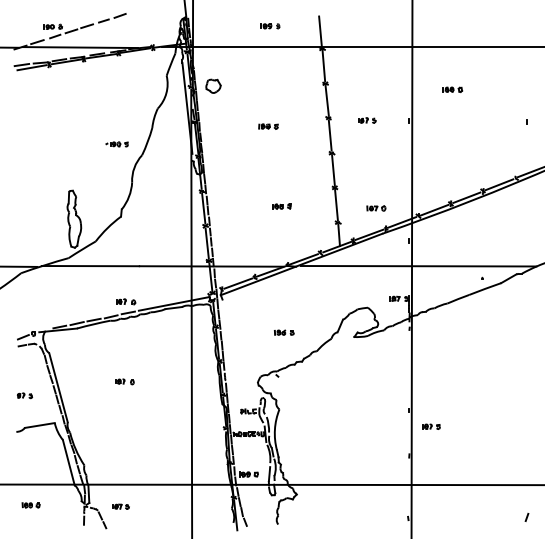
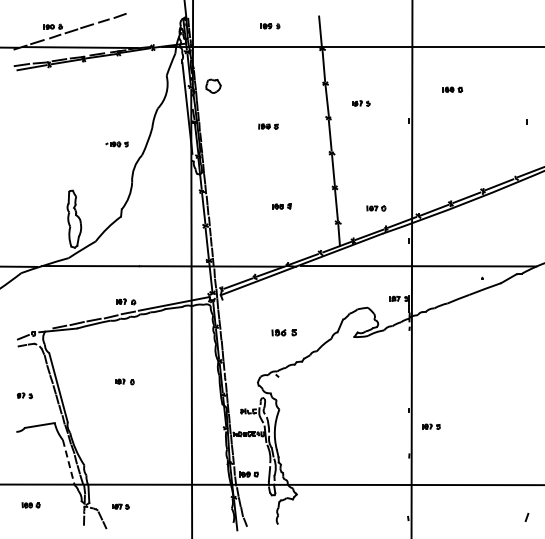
part position: (367, 120) -> (361, 103) (361, 103)
part size: 21x7 px -> 26x8 px (283, 332)
line: solid -> dashed (68, 463)
